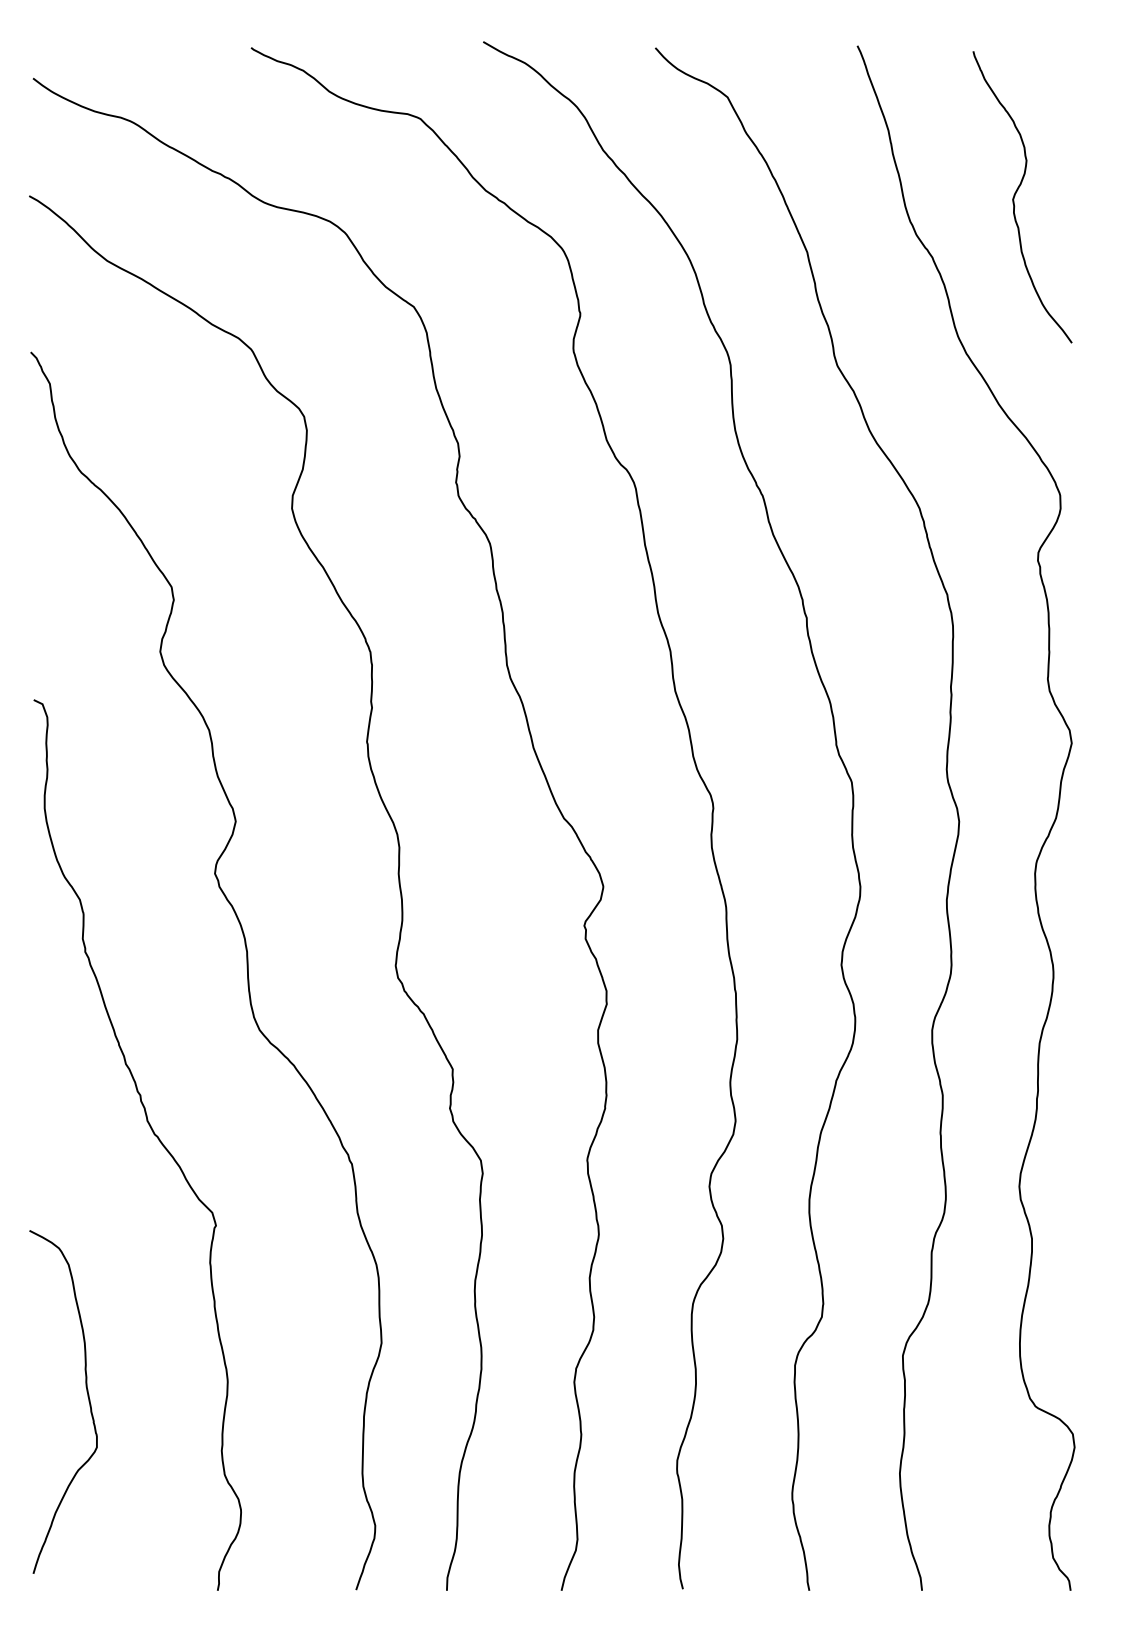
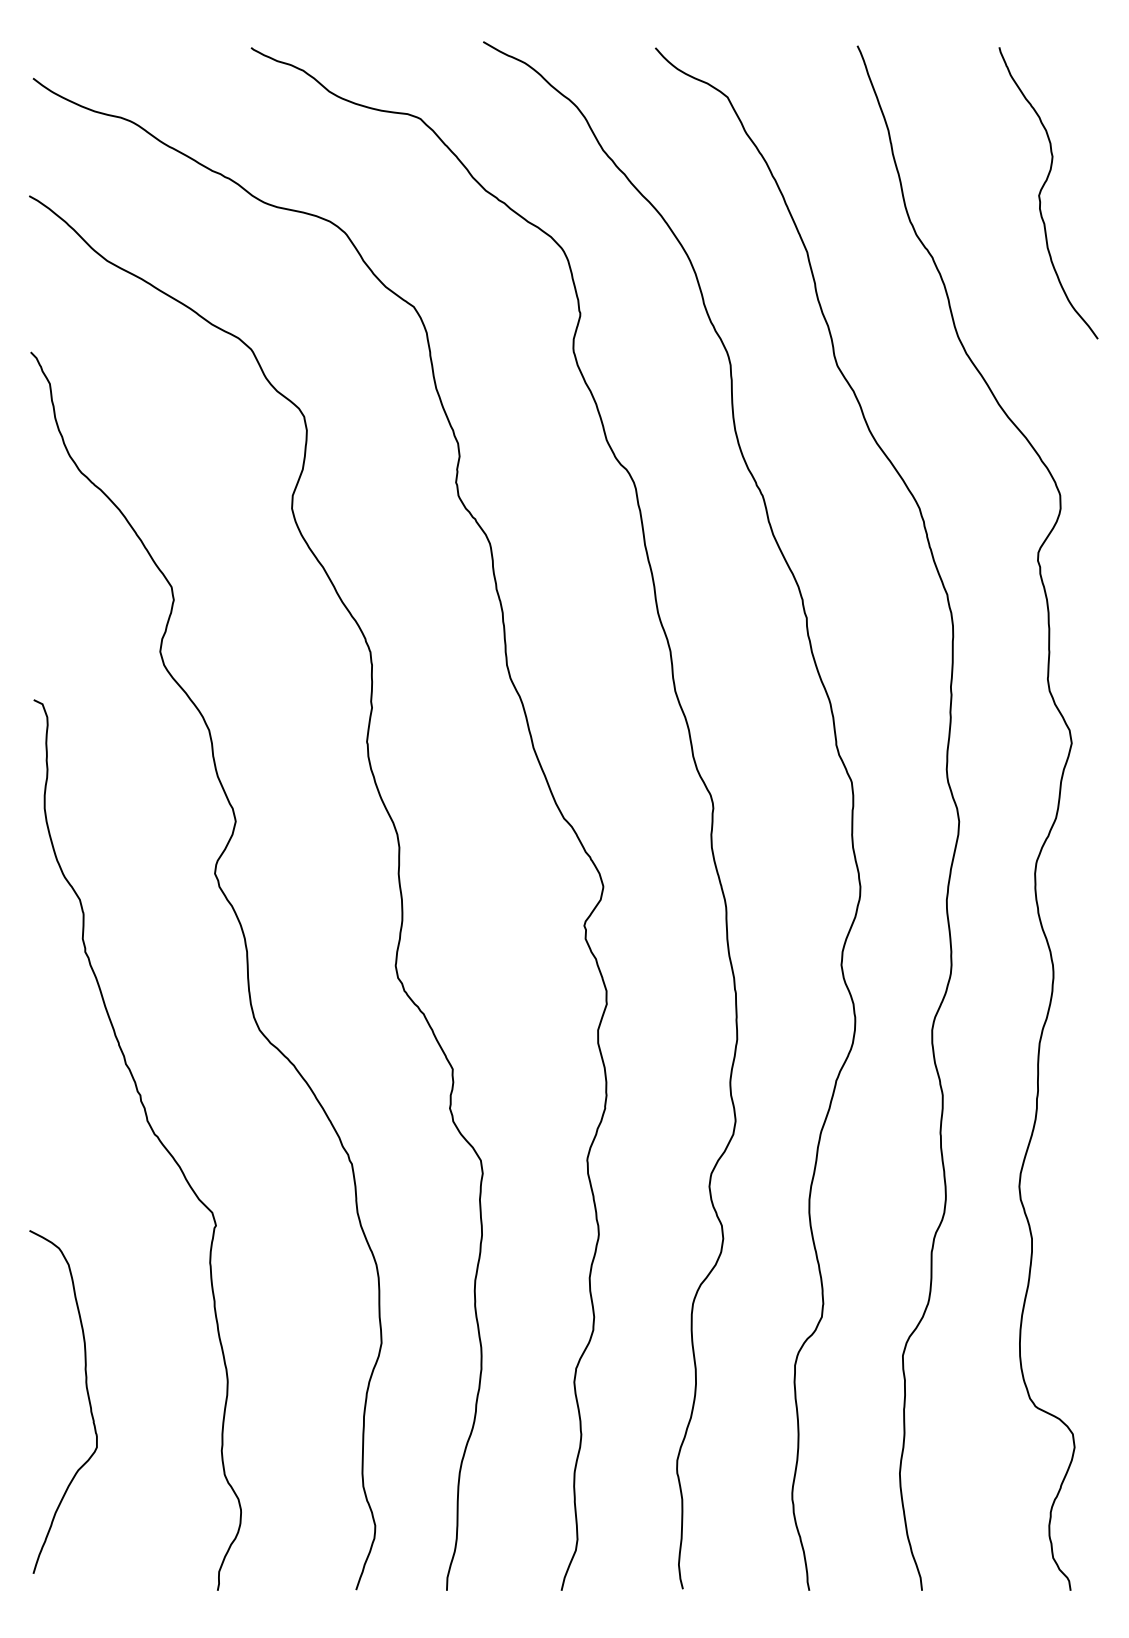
curve position: (1015, 196) -> (1041, 192) (1041, 192)
